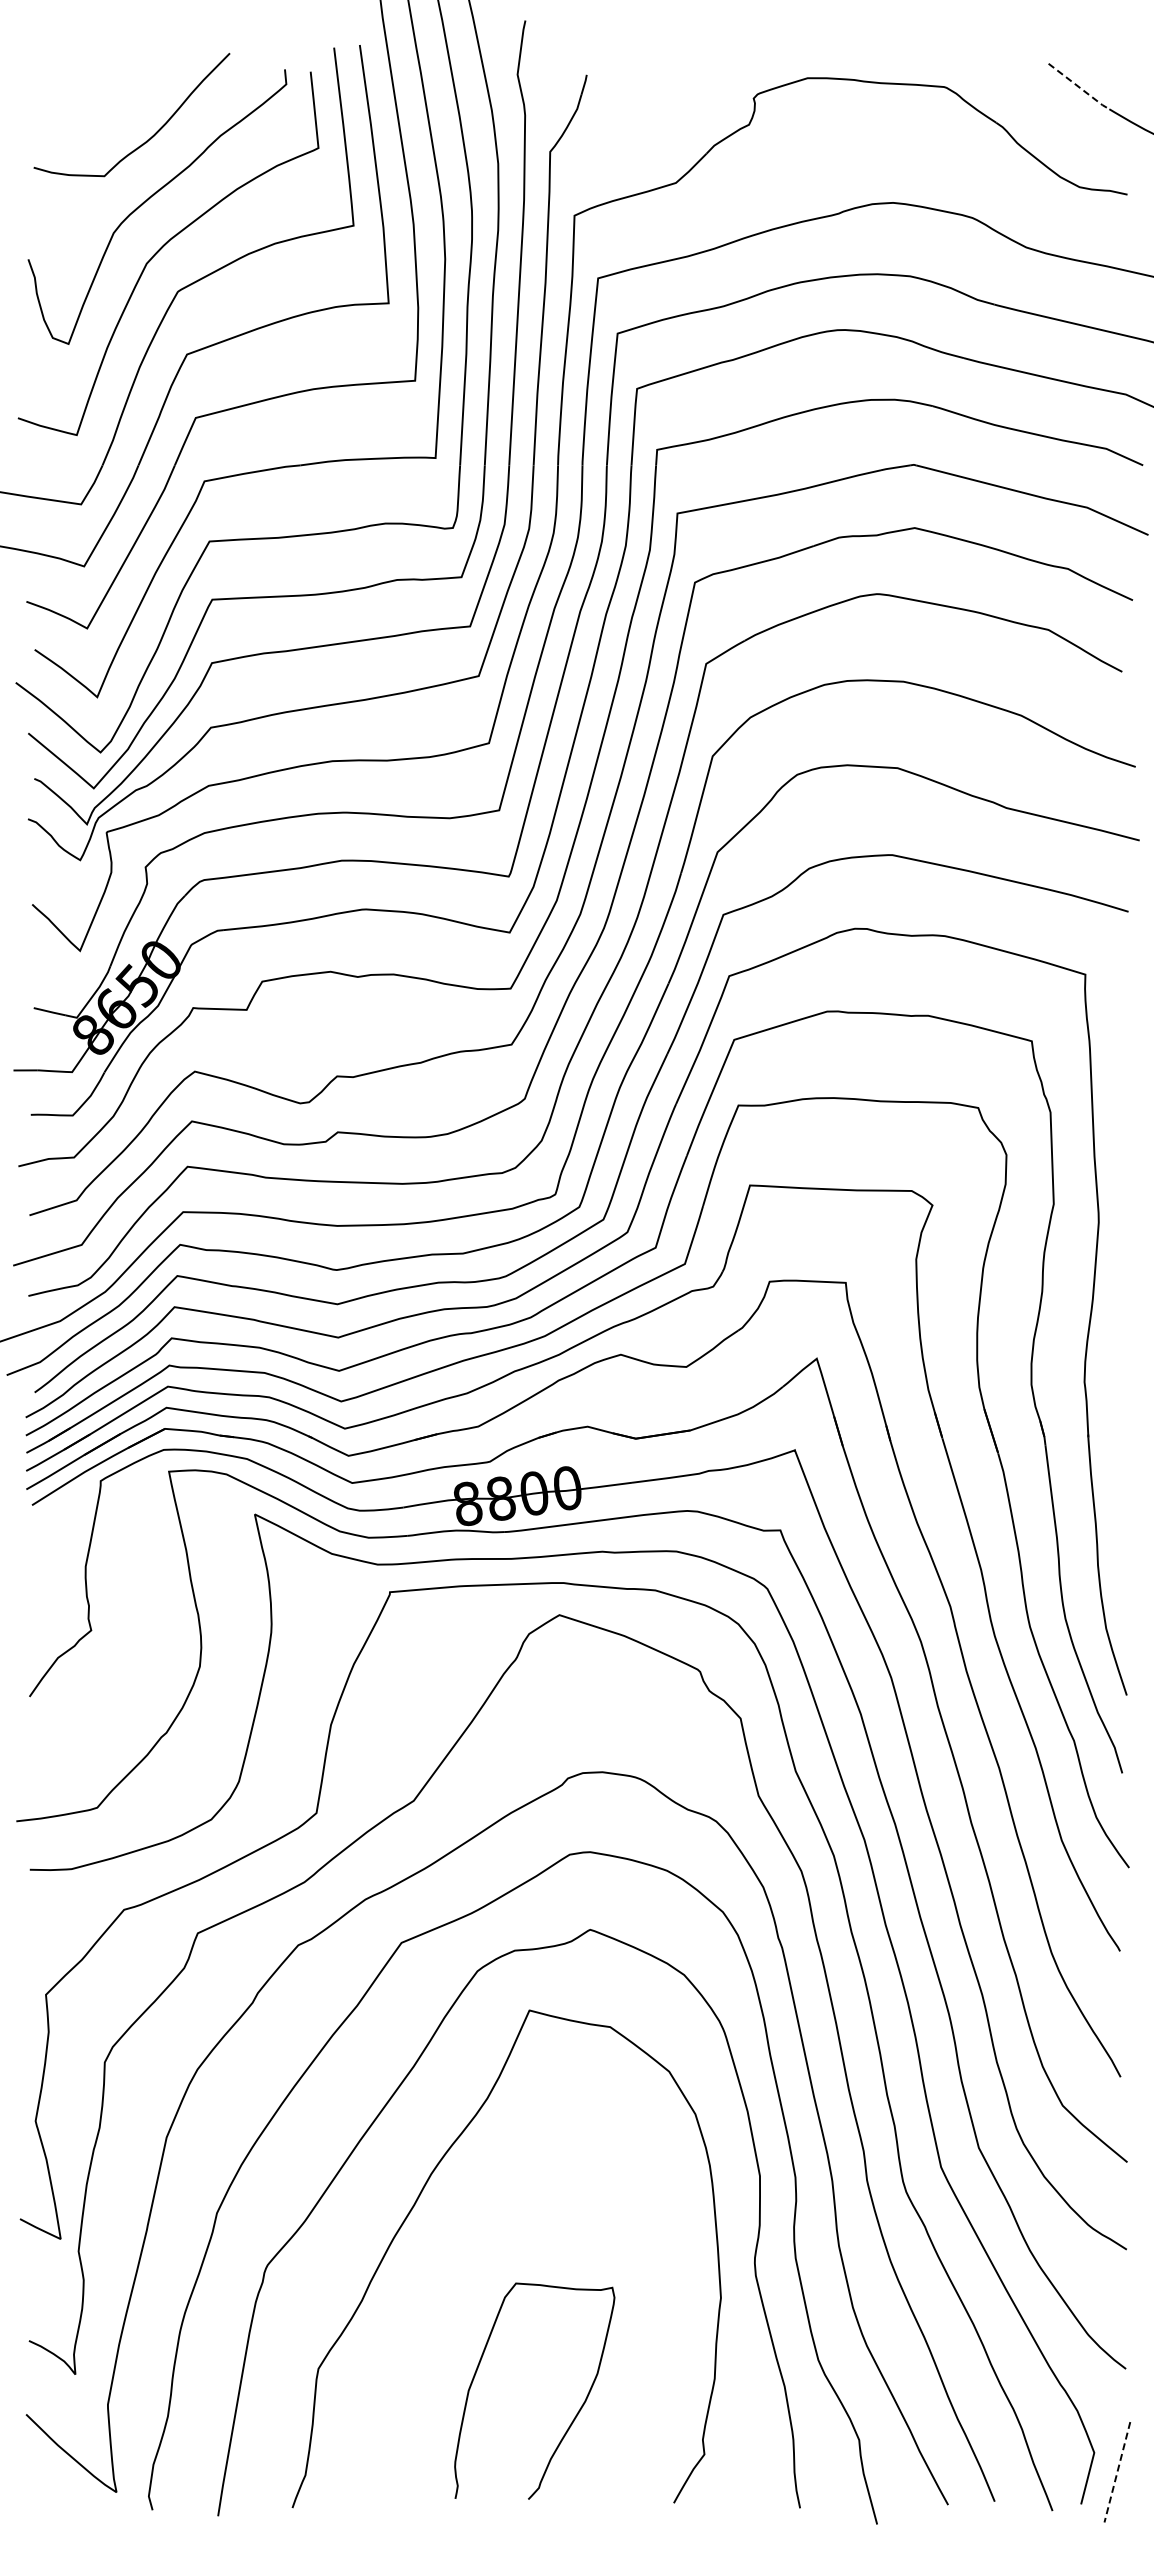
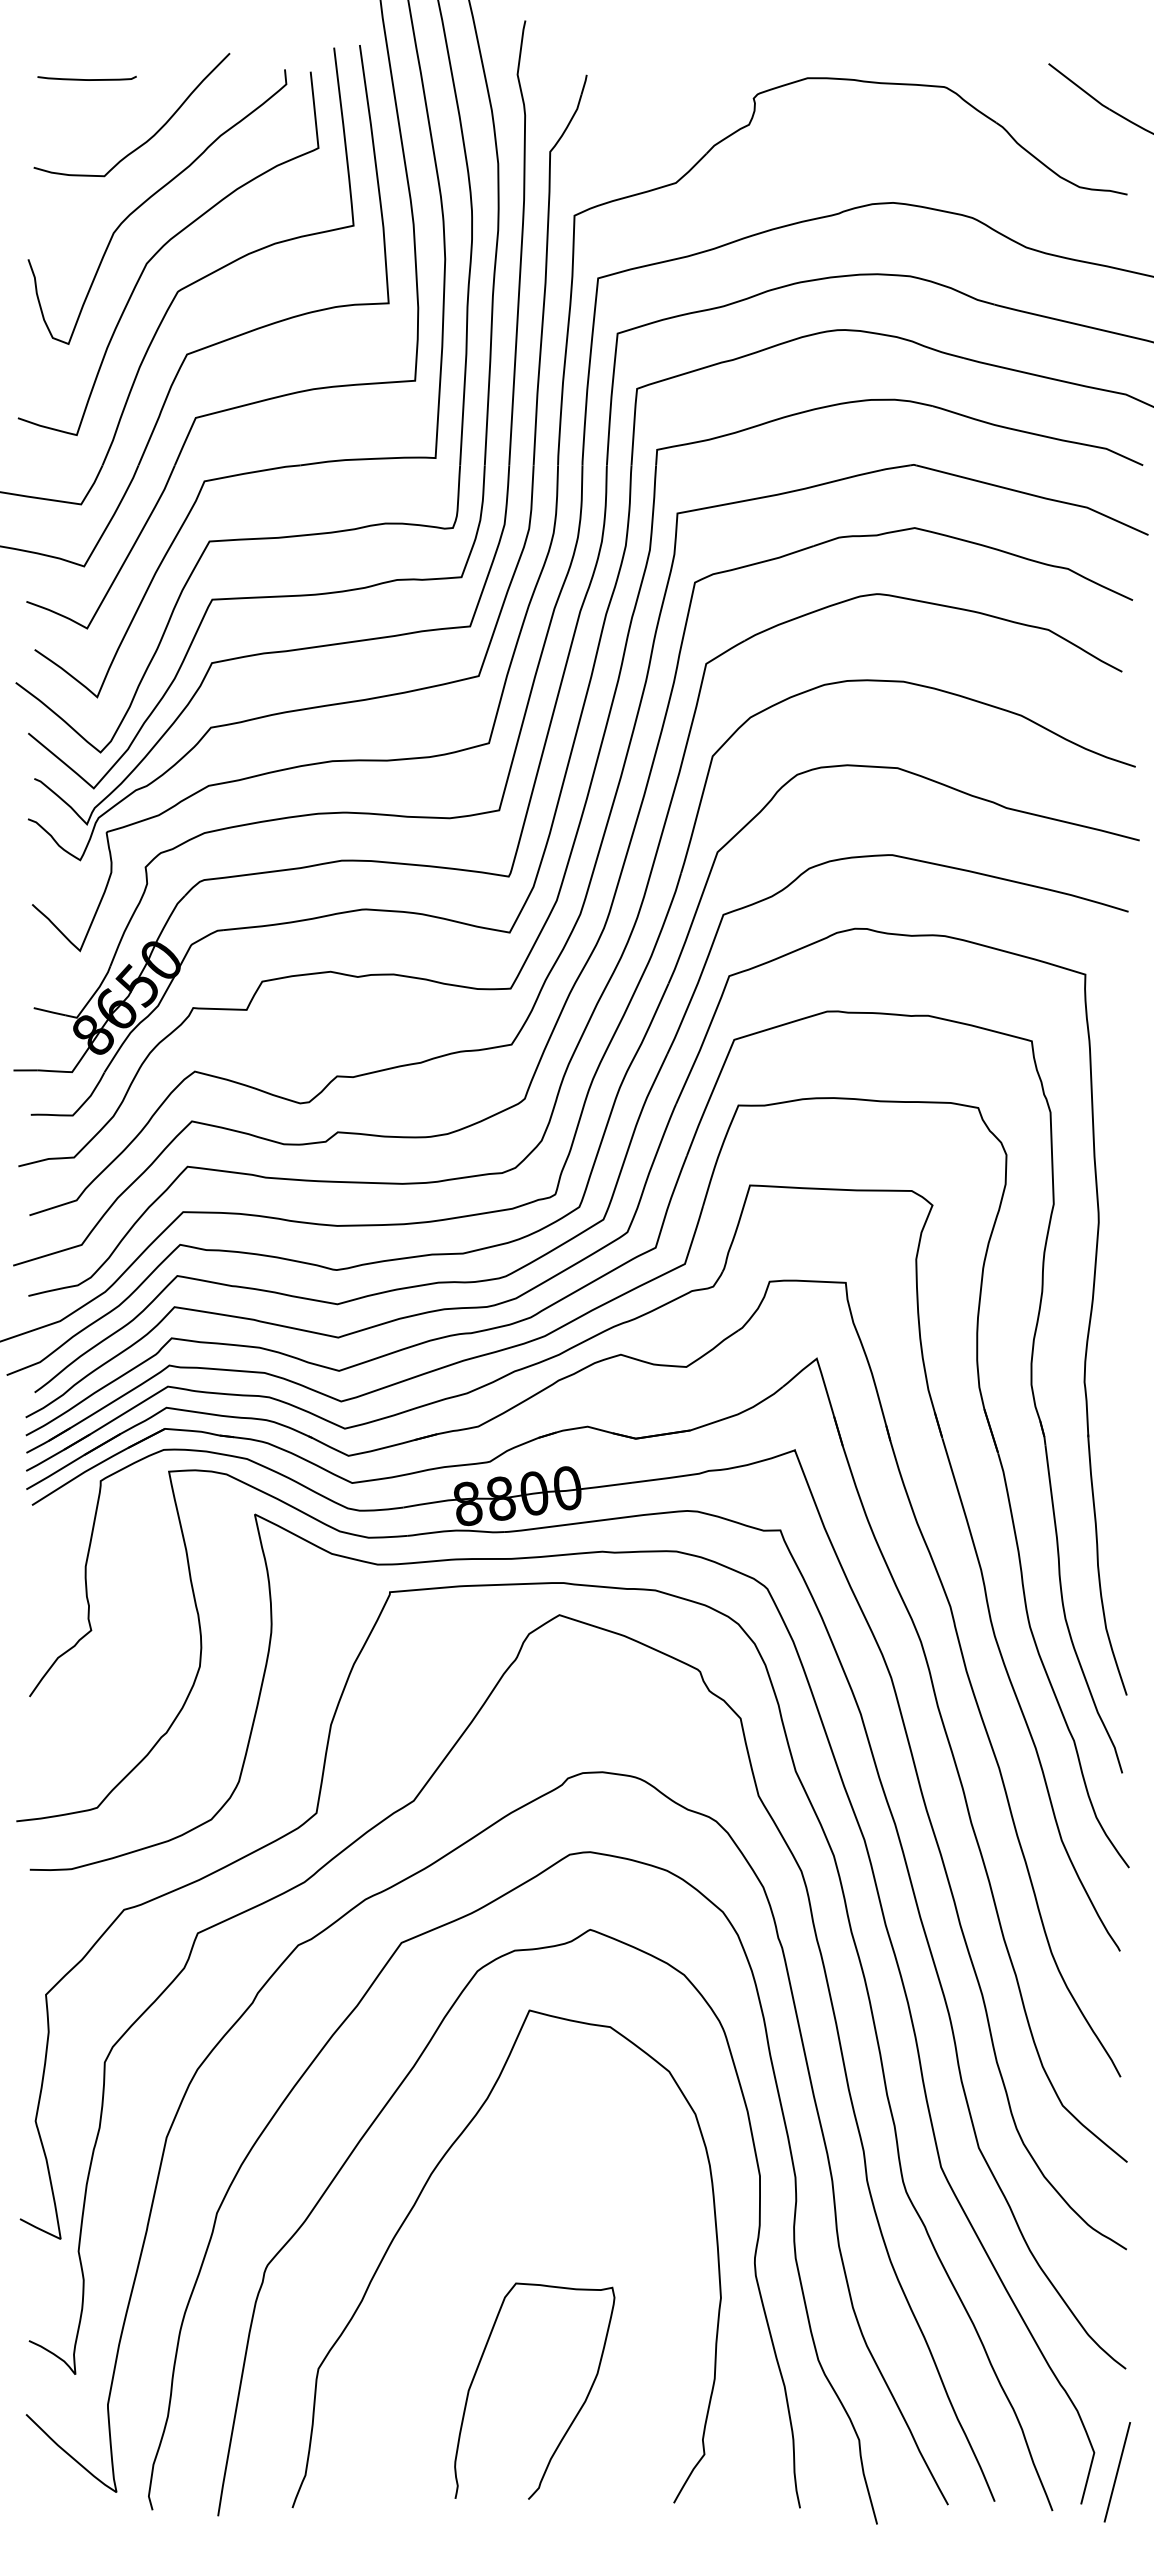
curve: none -> present (86, 79)
line: dashed -> solid (1079, 87)
line: dashed -> solid (1117, 2472)
